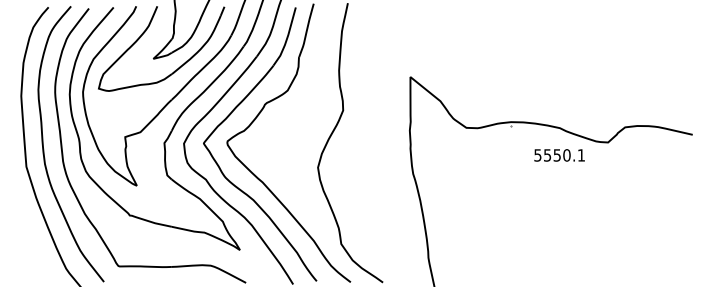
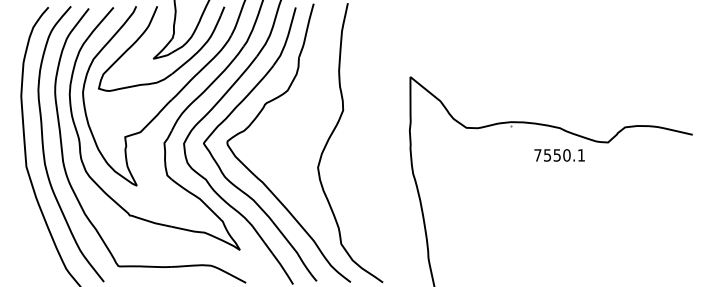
text: 5550.1 -> 7550.1 (537, 155)
